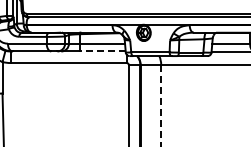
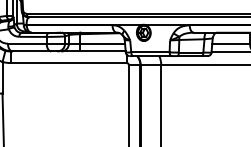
line: dashed -> solid (103, 51)
line: dashed -> solid (161, 105)
